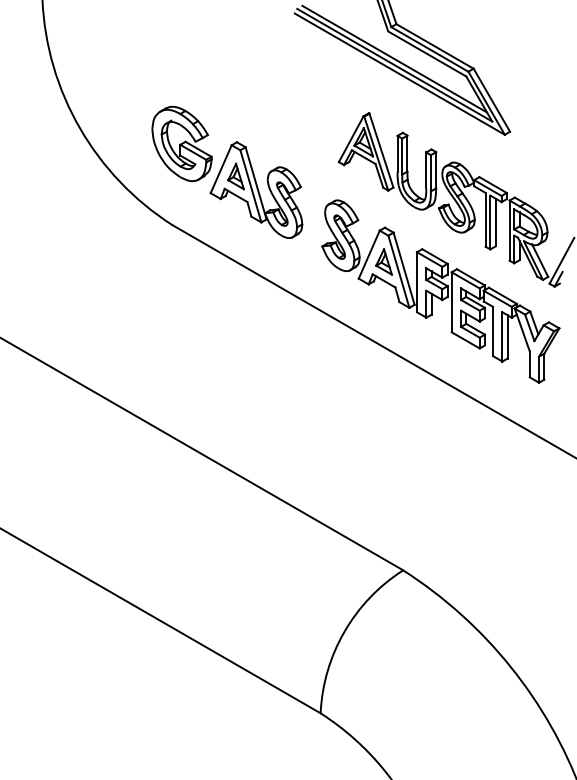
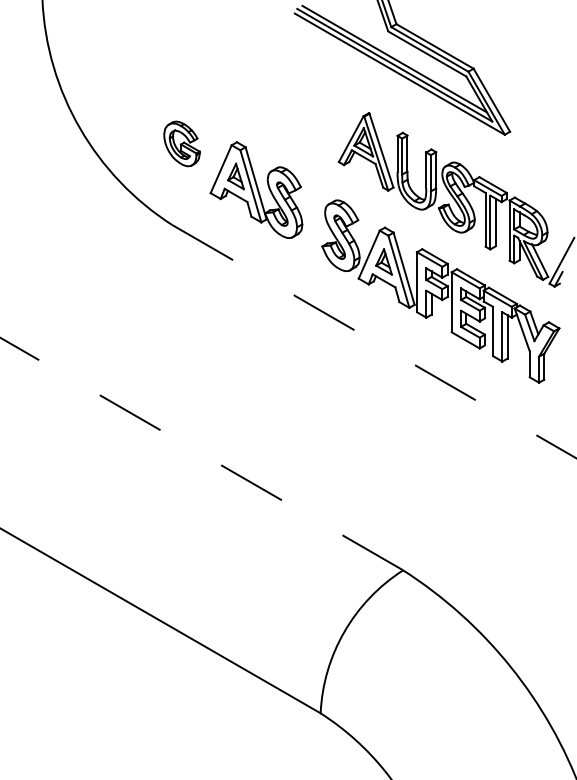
part size: 62x78 px -> 38x48 px (181, 143)
line: solid -> dashed (375, 342)
line: solid -> dashed (201, 453)
